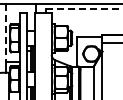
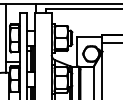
line: dashed -> solid (84, 9)
line: dashed -> solid (5, 32)
